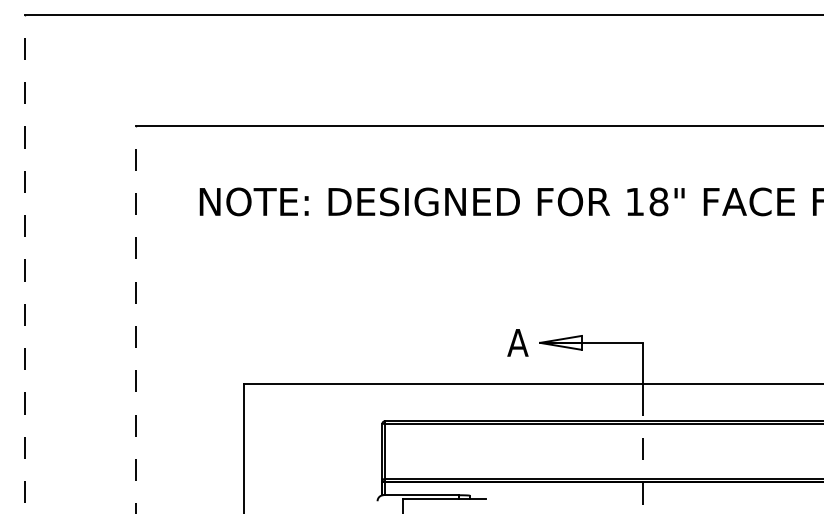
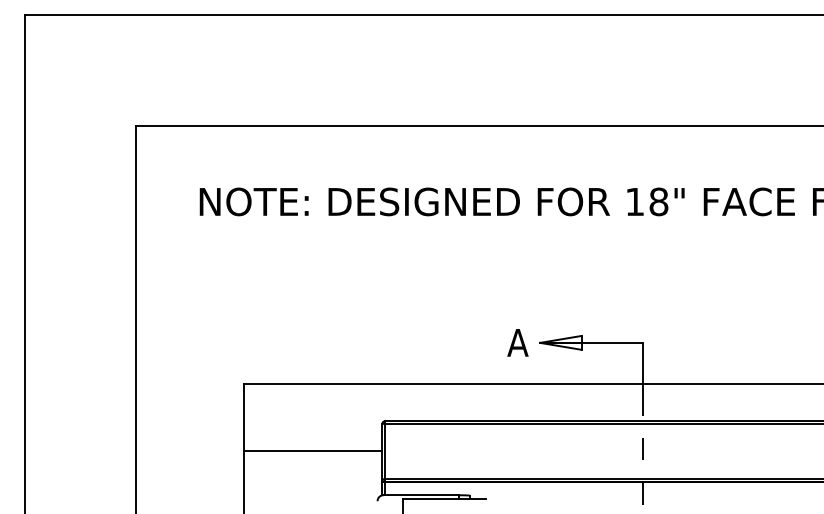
line: dashed -> solid (24, 264)
line: dashed -> solid (135, 319)
line: none -> present (312, 450)
